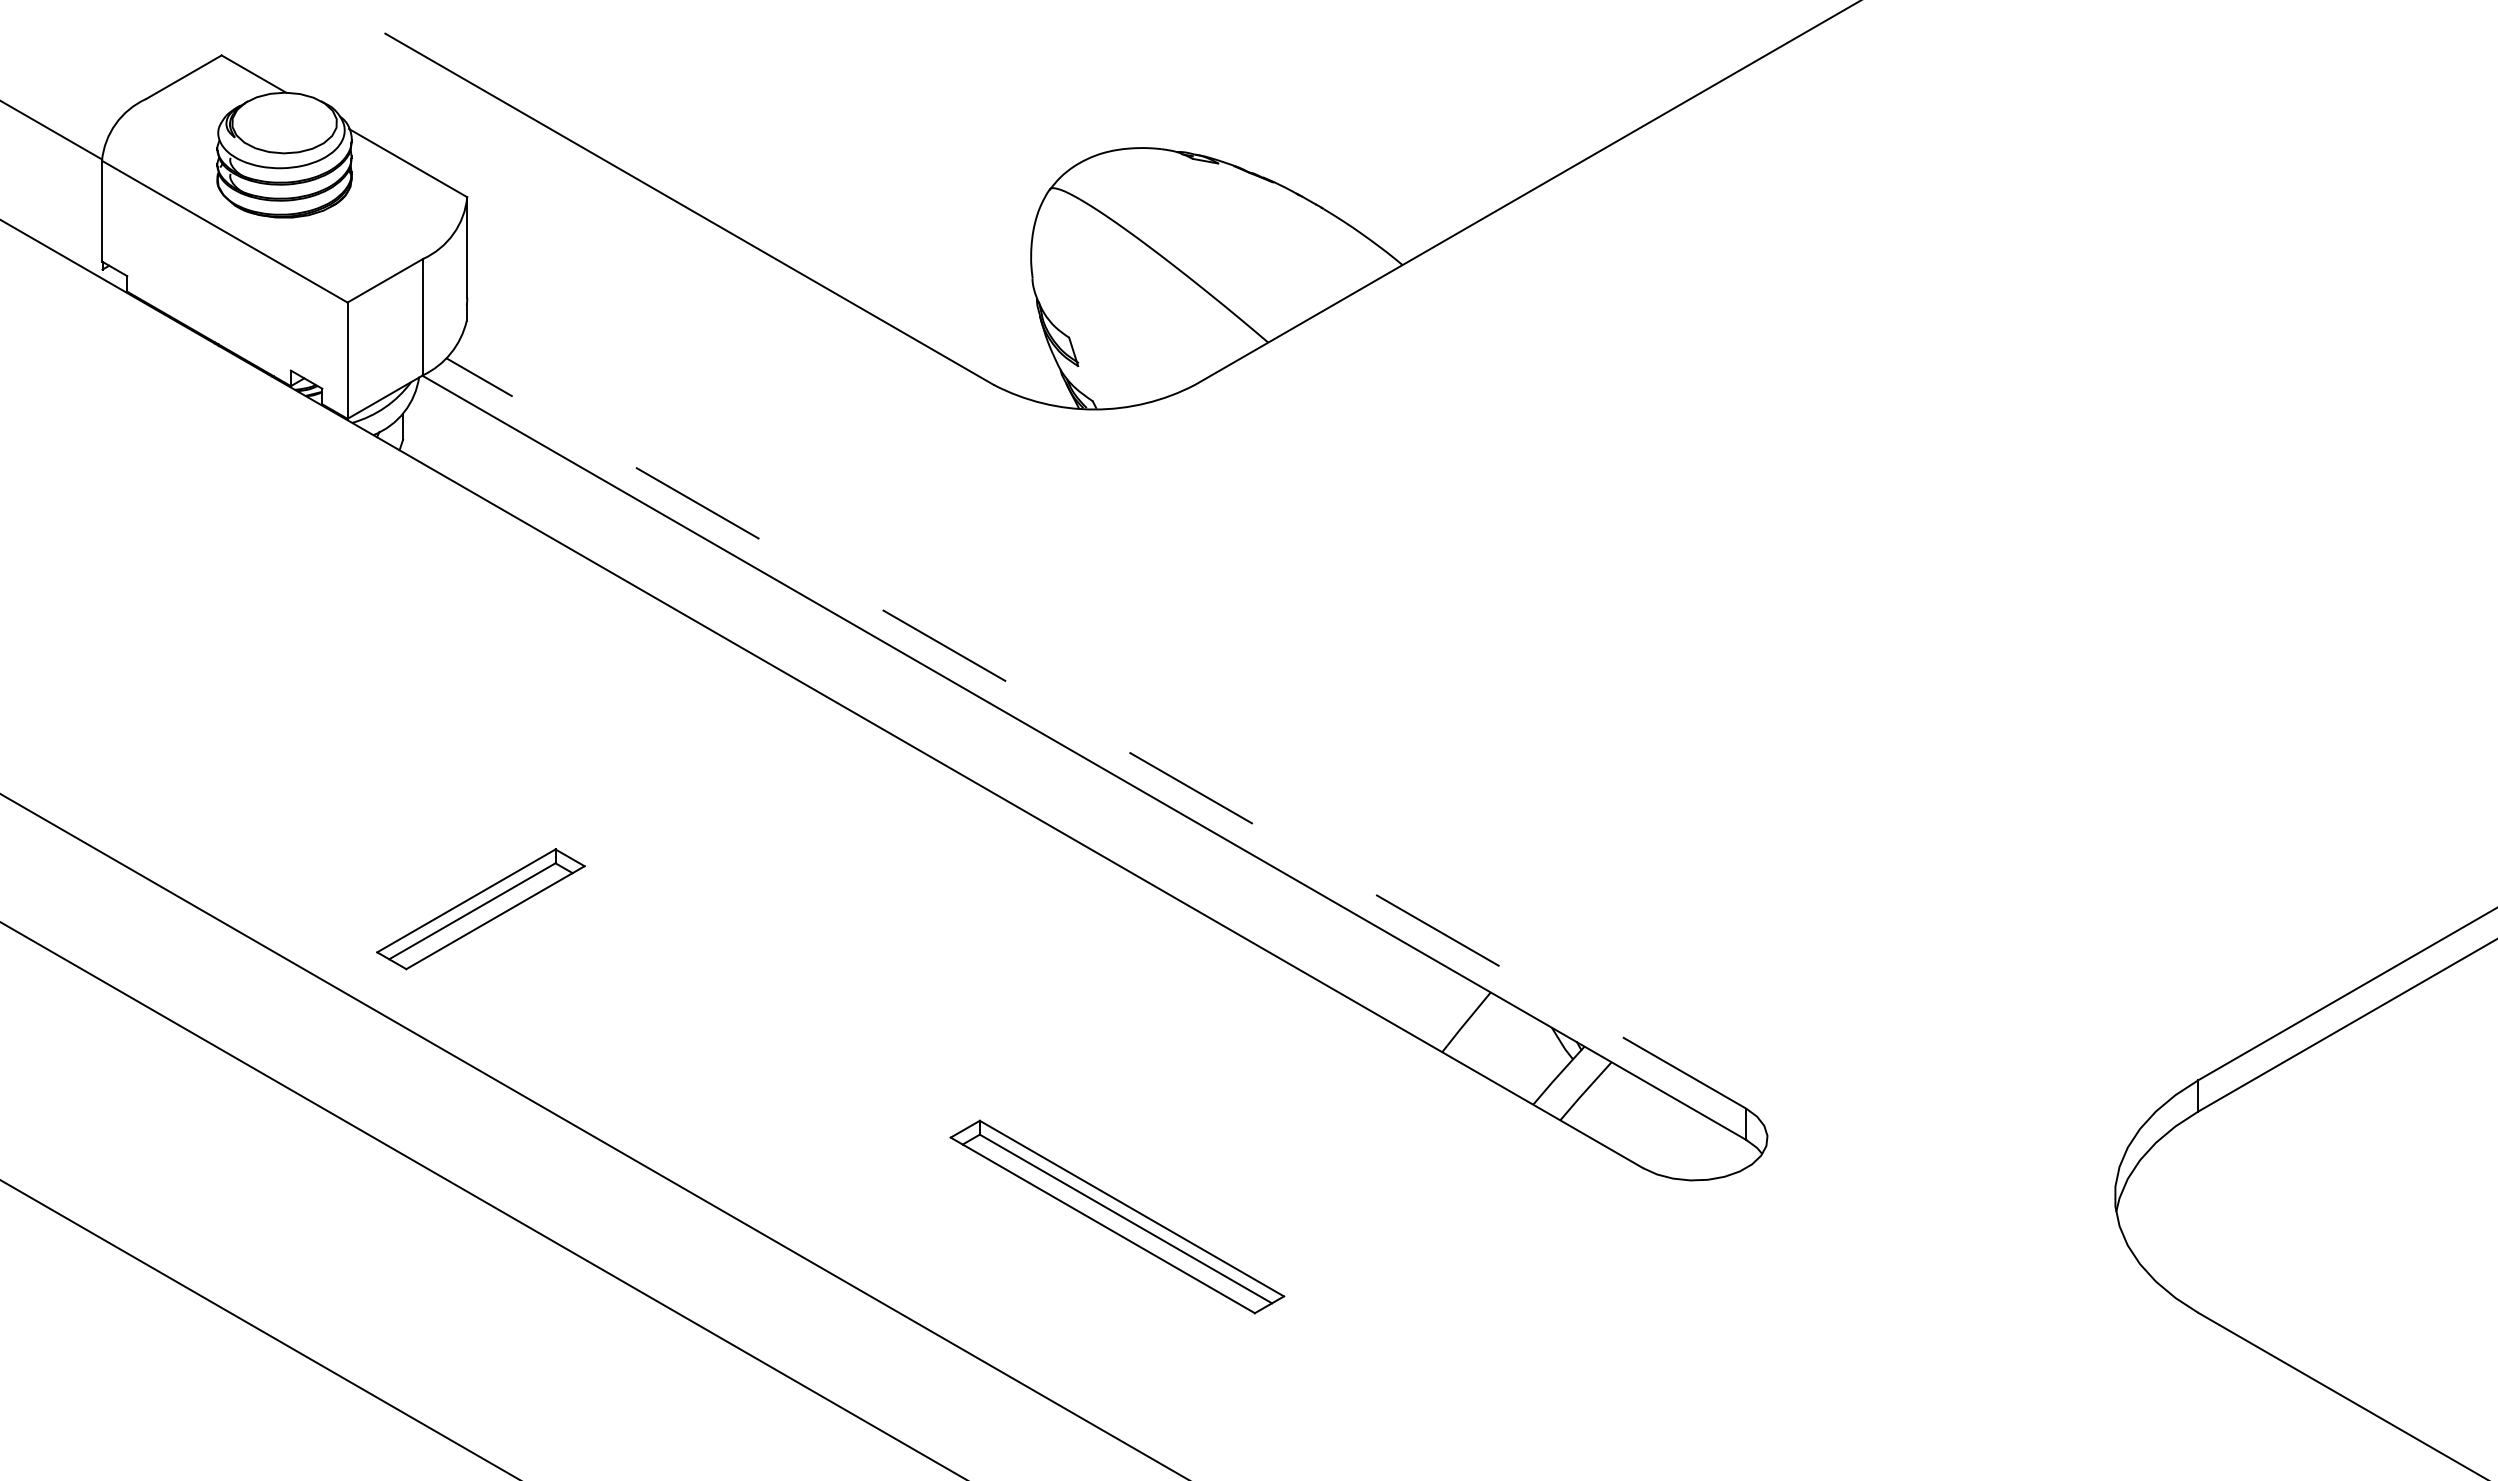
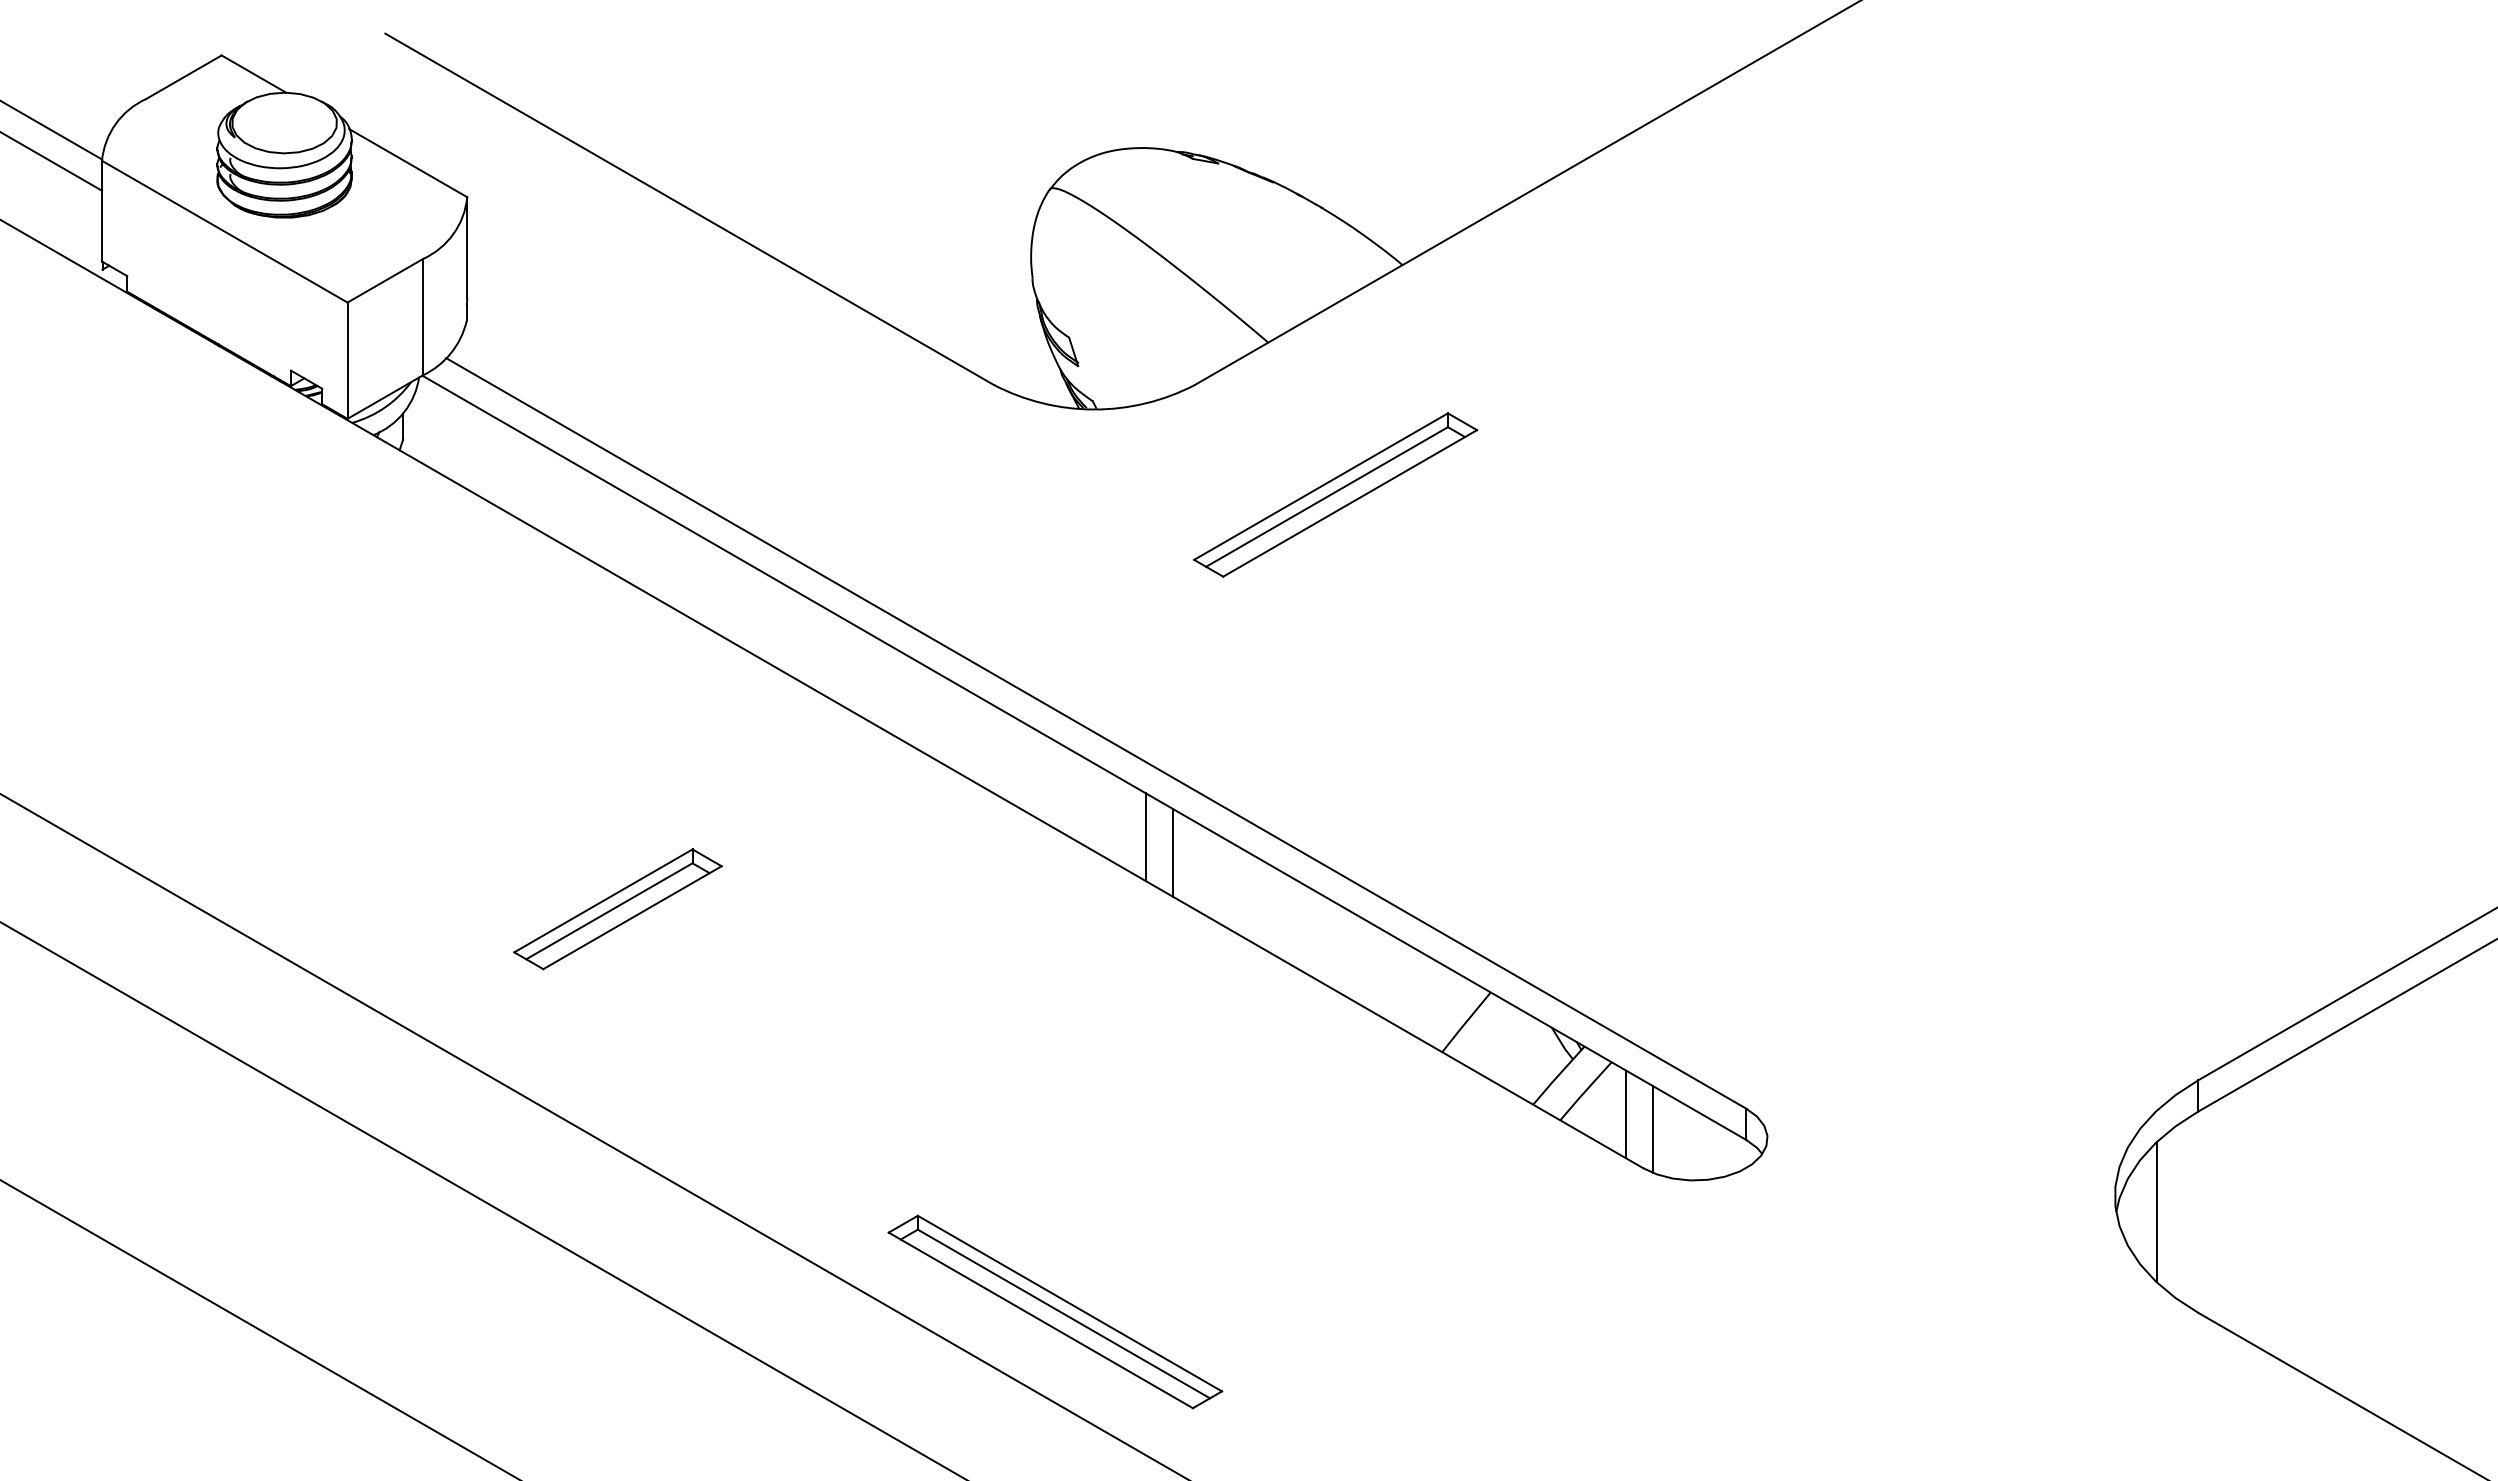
line: none -> present (52, 161)
part: none -> present (1335, 494)
line: dashed -> solid (1096, 733)
line: none -> present (1145, 837)
line: none -> present (1172, 852)
part position: (480, 909) -> (617, 909) (617, 909)
line: none -> present (1626, 1114)
line: none -> present (1653, 1129)
line: none -> present (2156, 1211)
part position: (1117, 1216) -> (1055, 1311) (1055, 1311)
